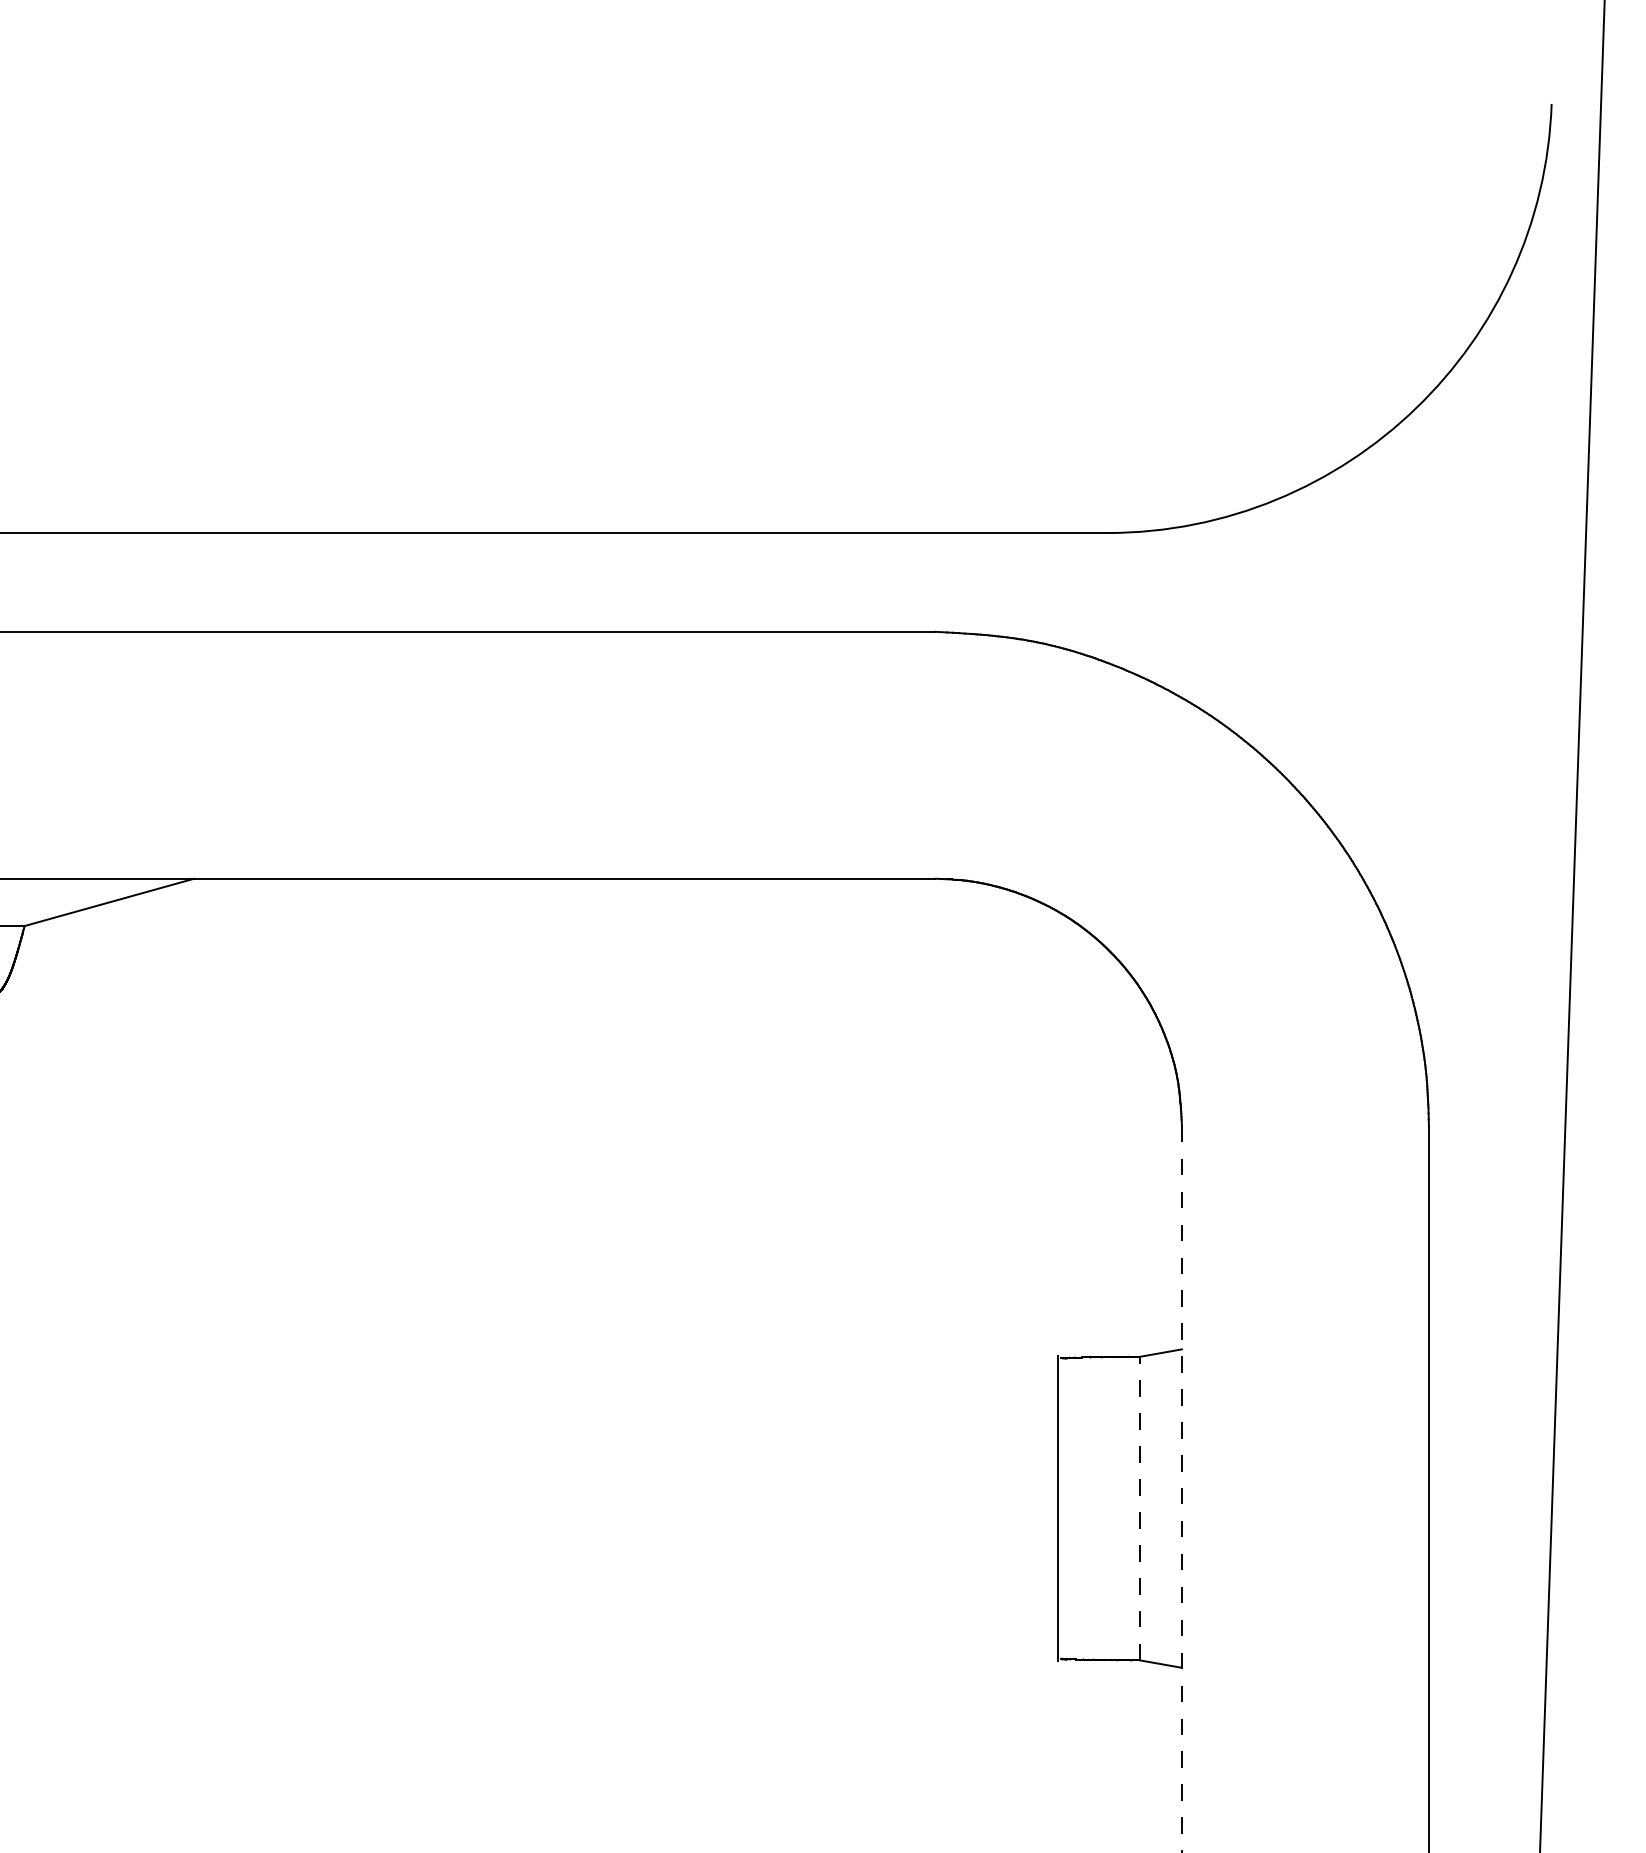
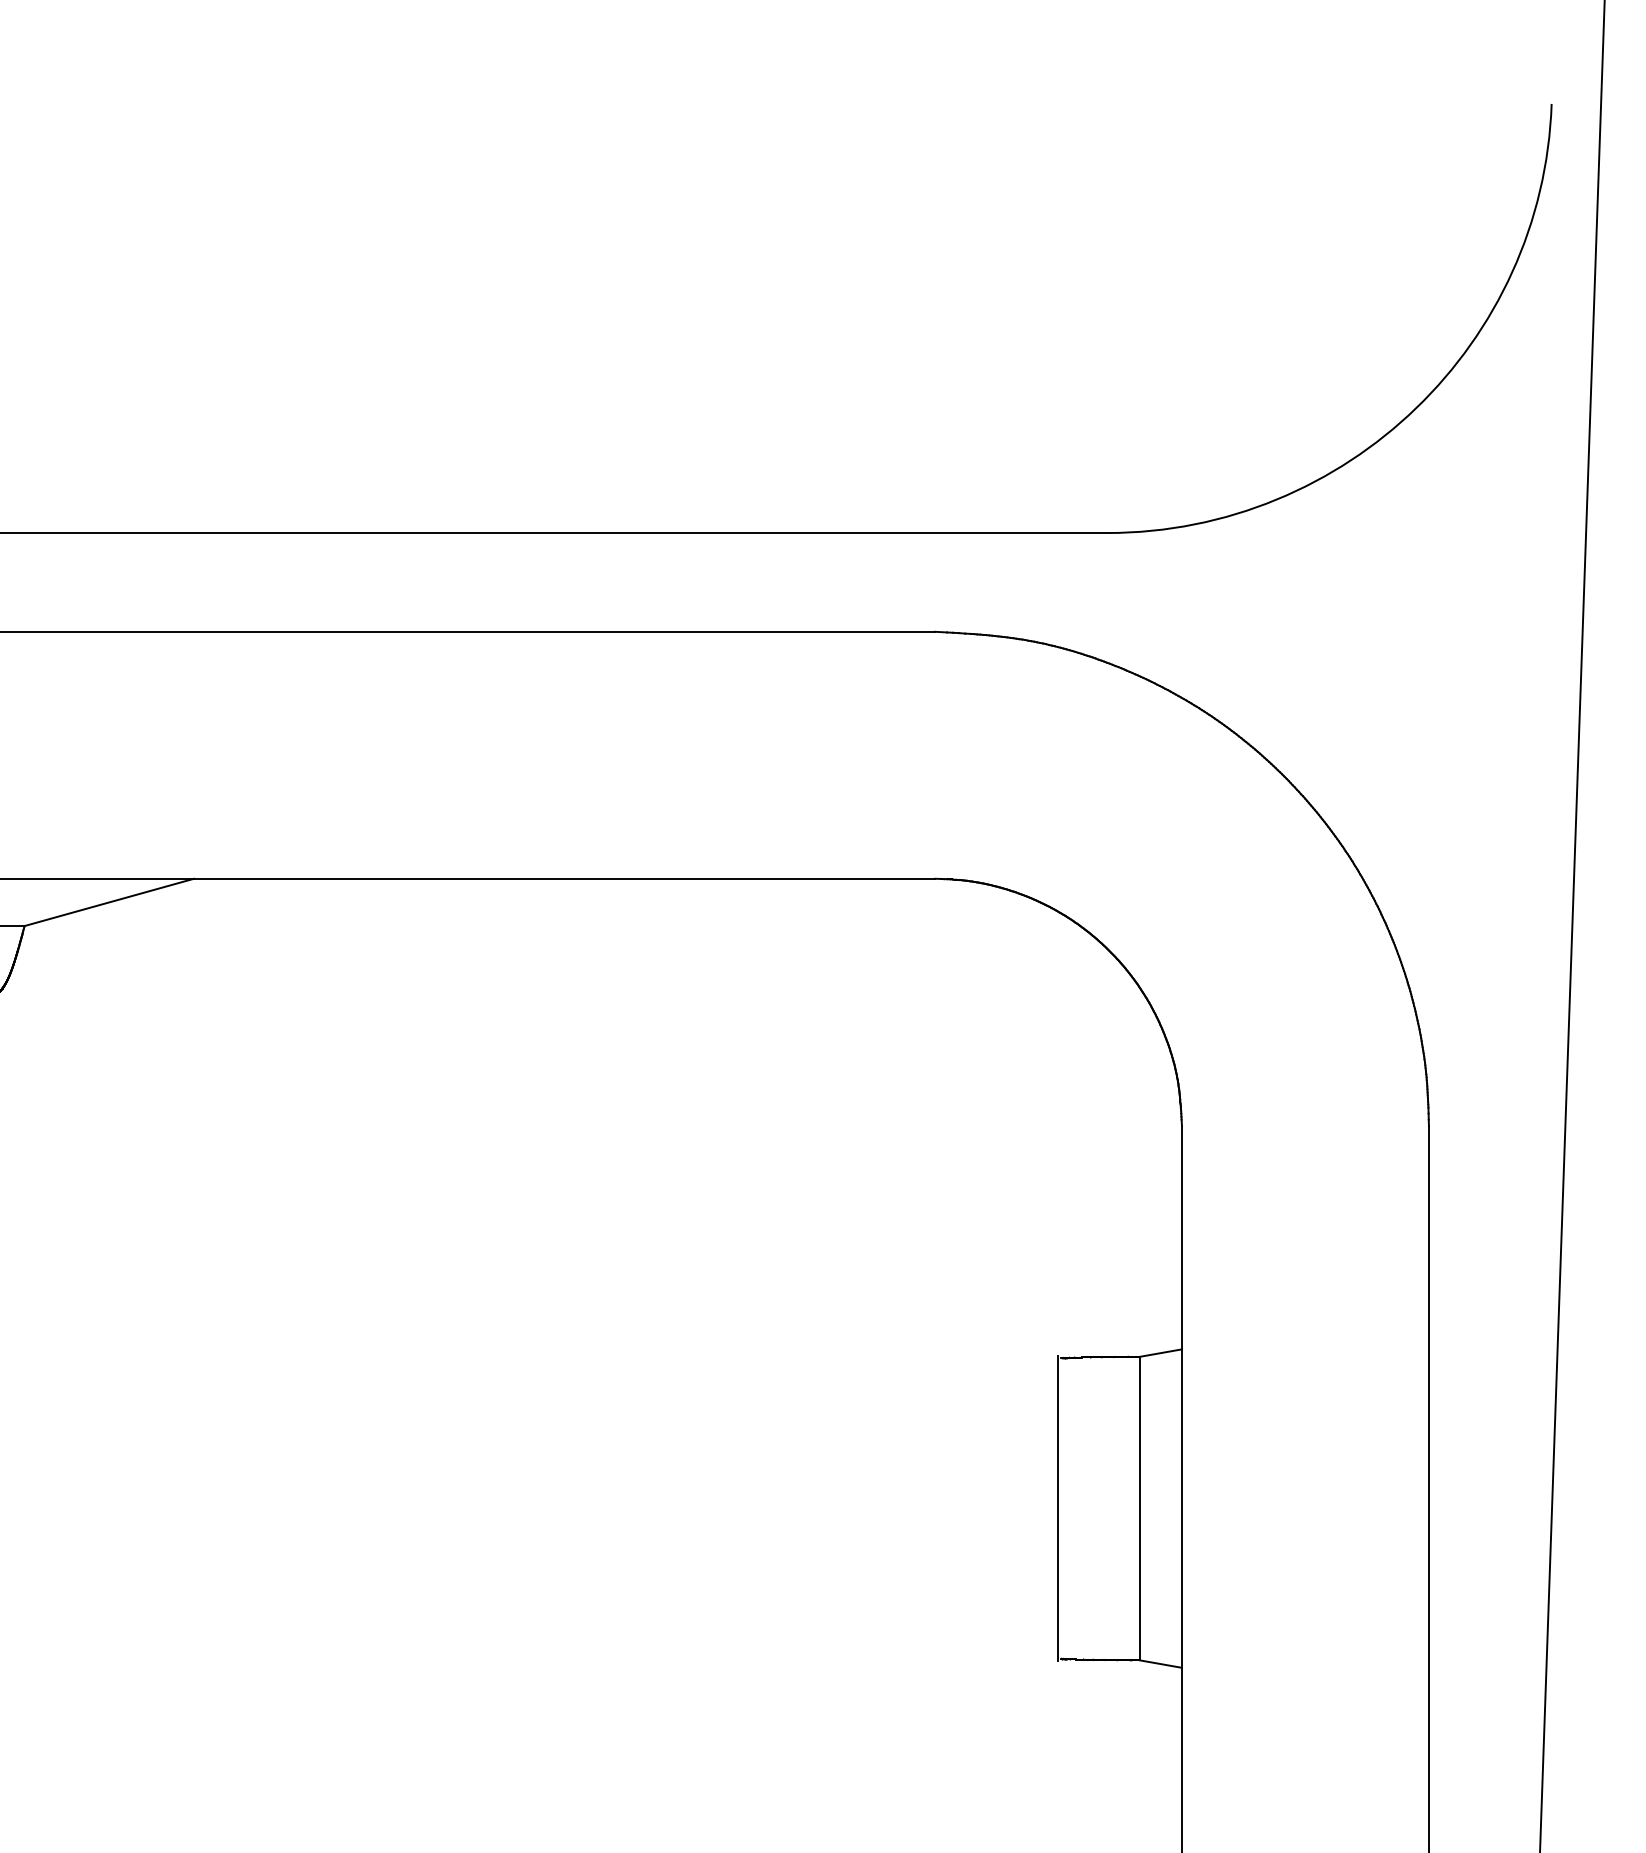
line: dashed -> solid (1181, 1489)
line: dashed -> solid (1140, 1508)
